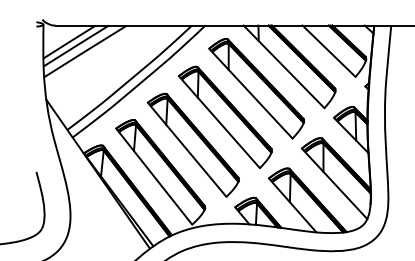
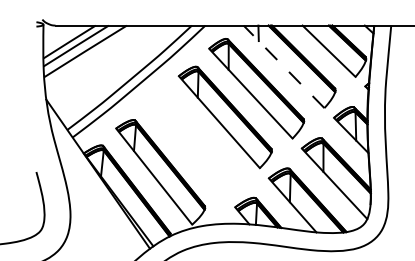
line: solid -> dashed (284, 66)
part: present -> none (192, 144)
